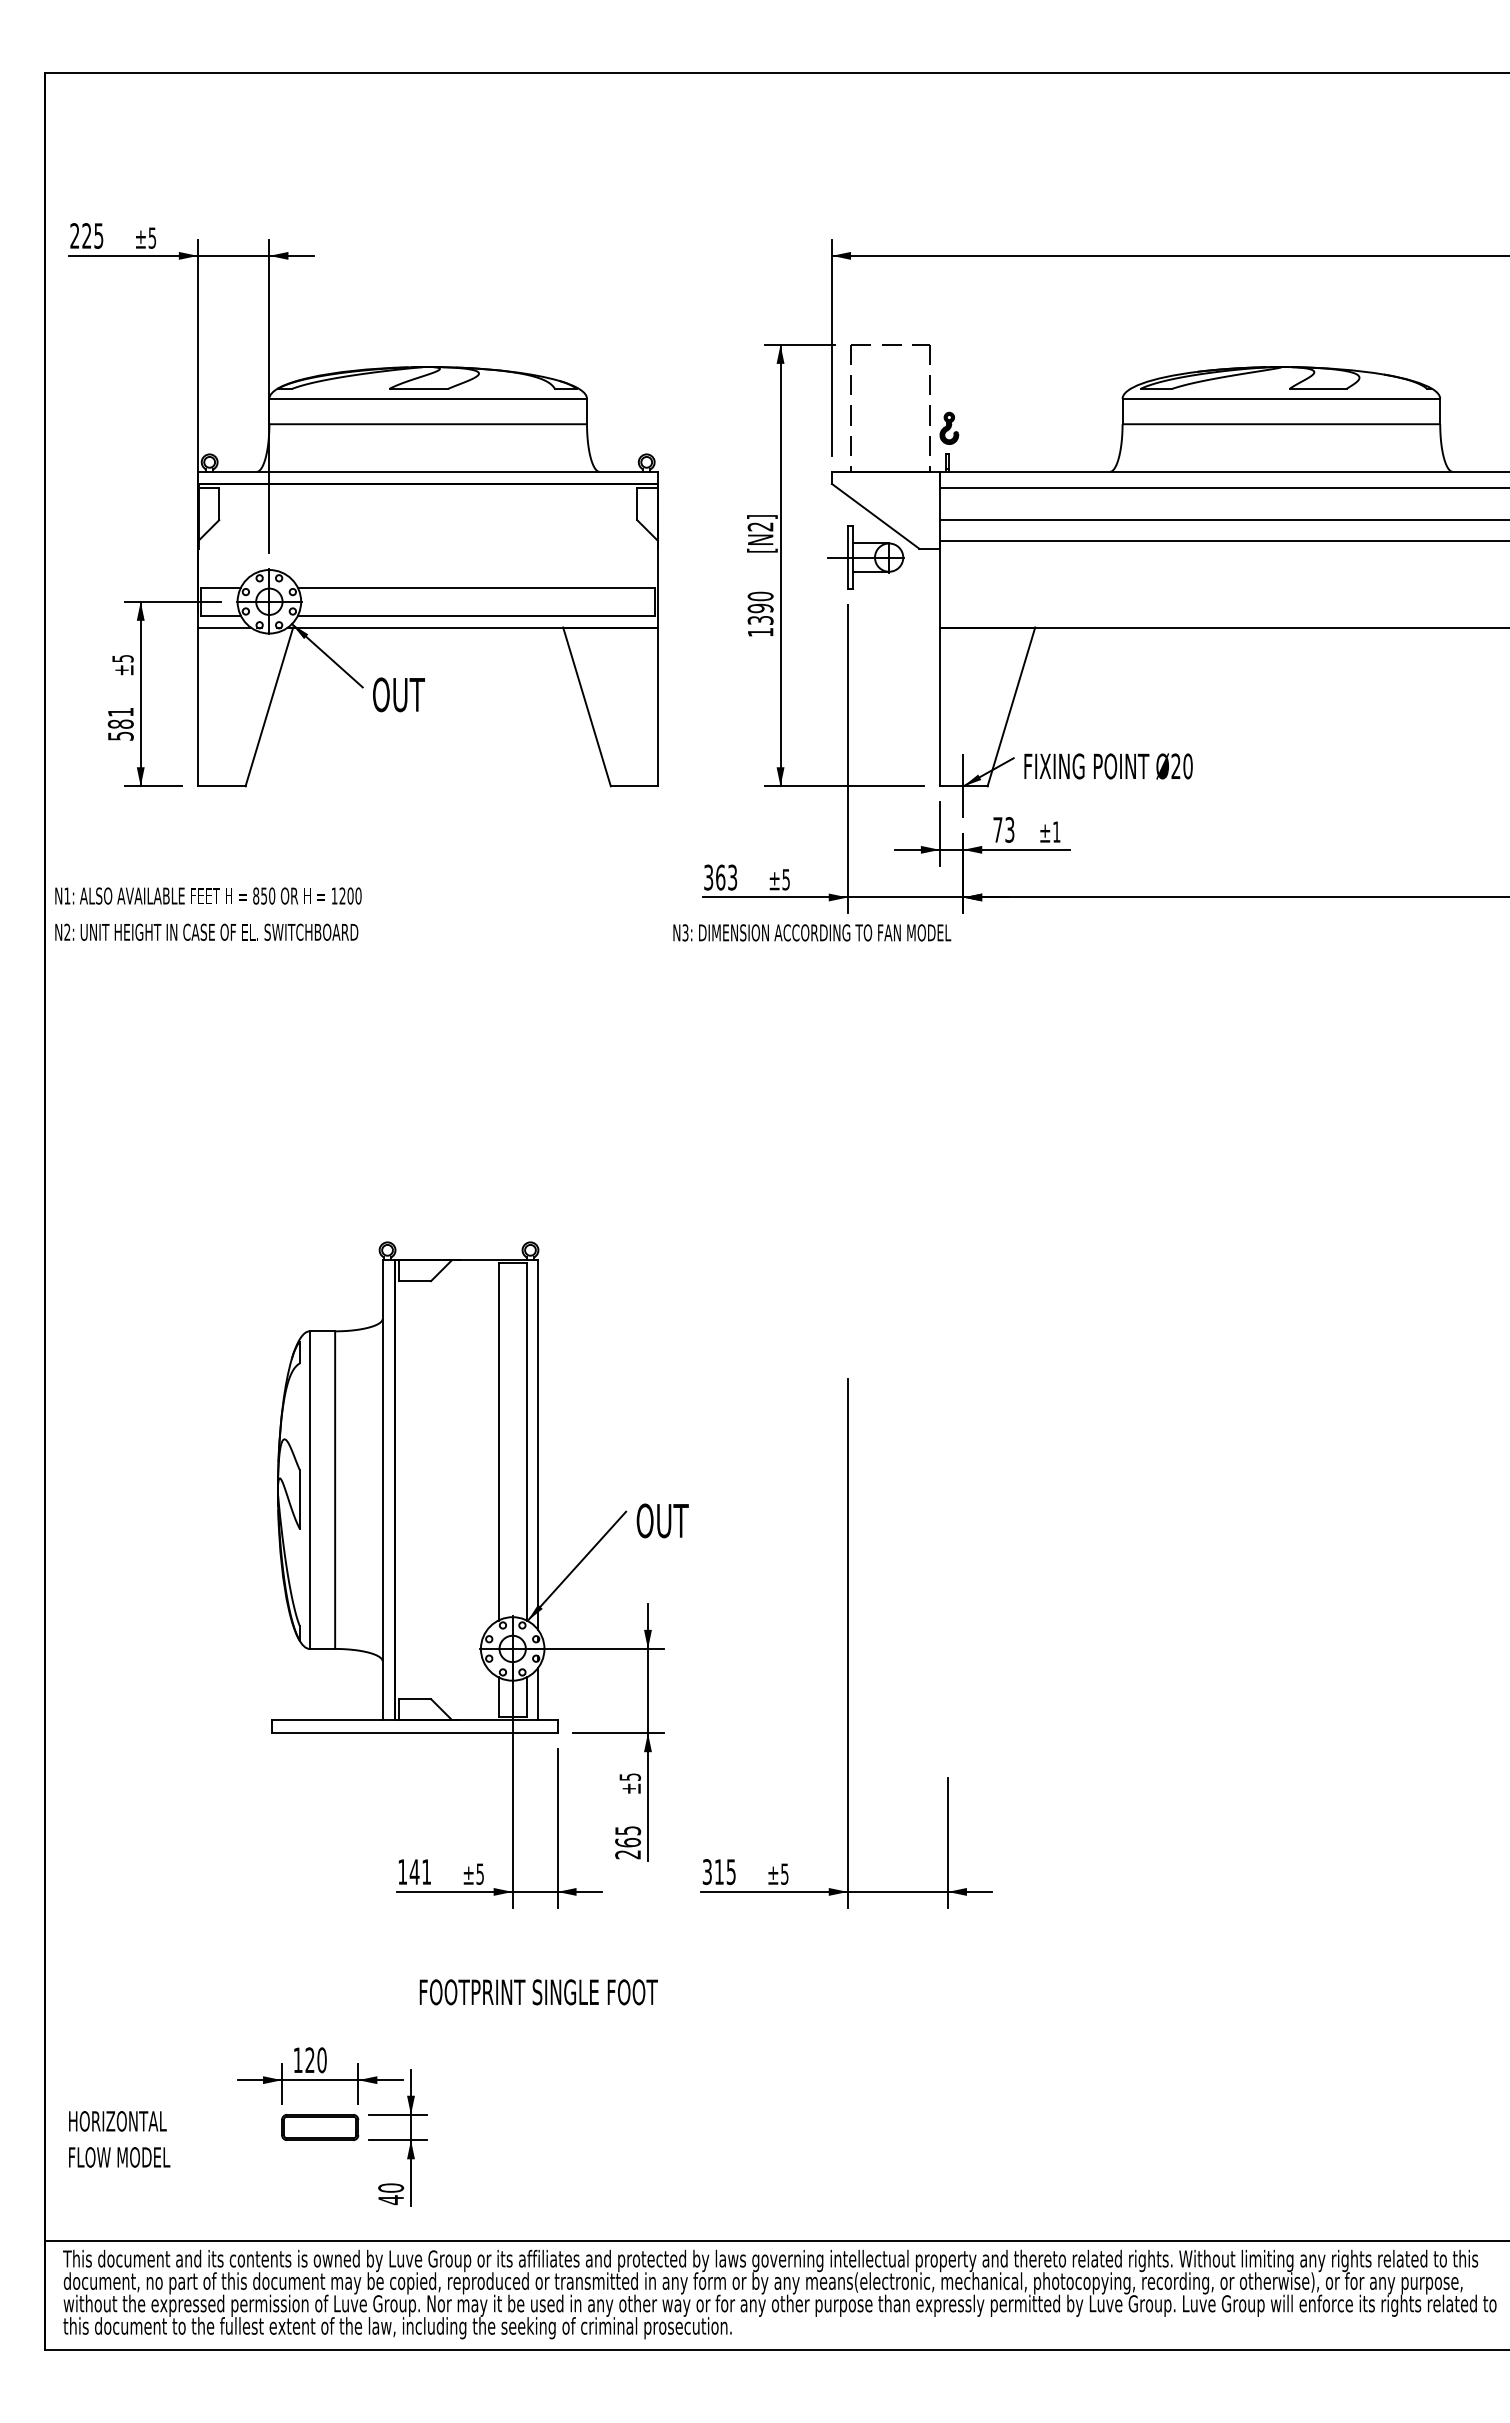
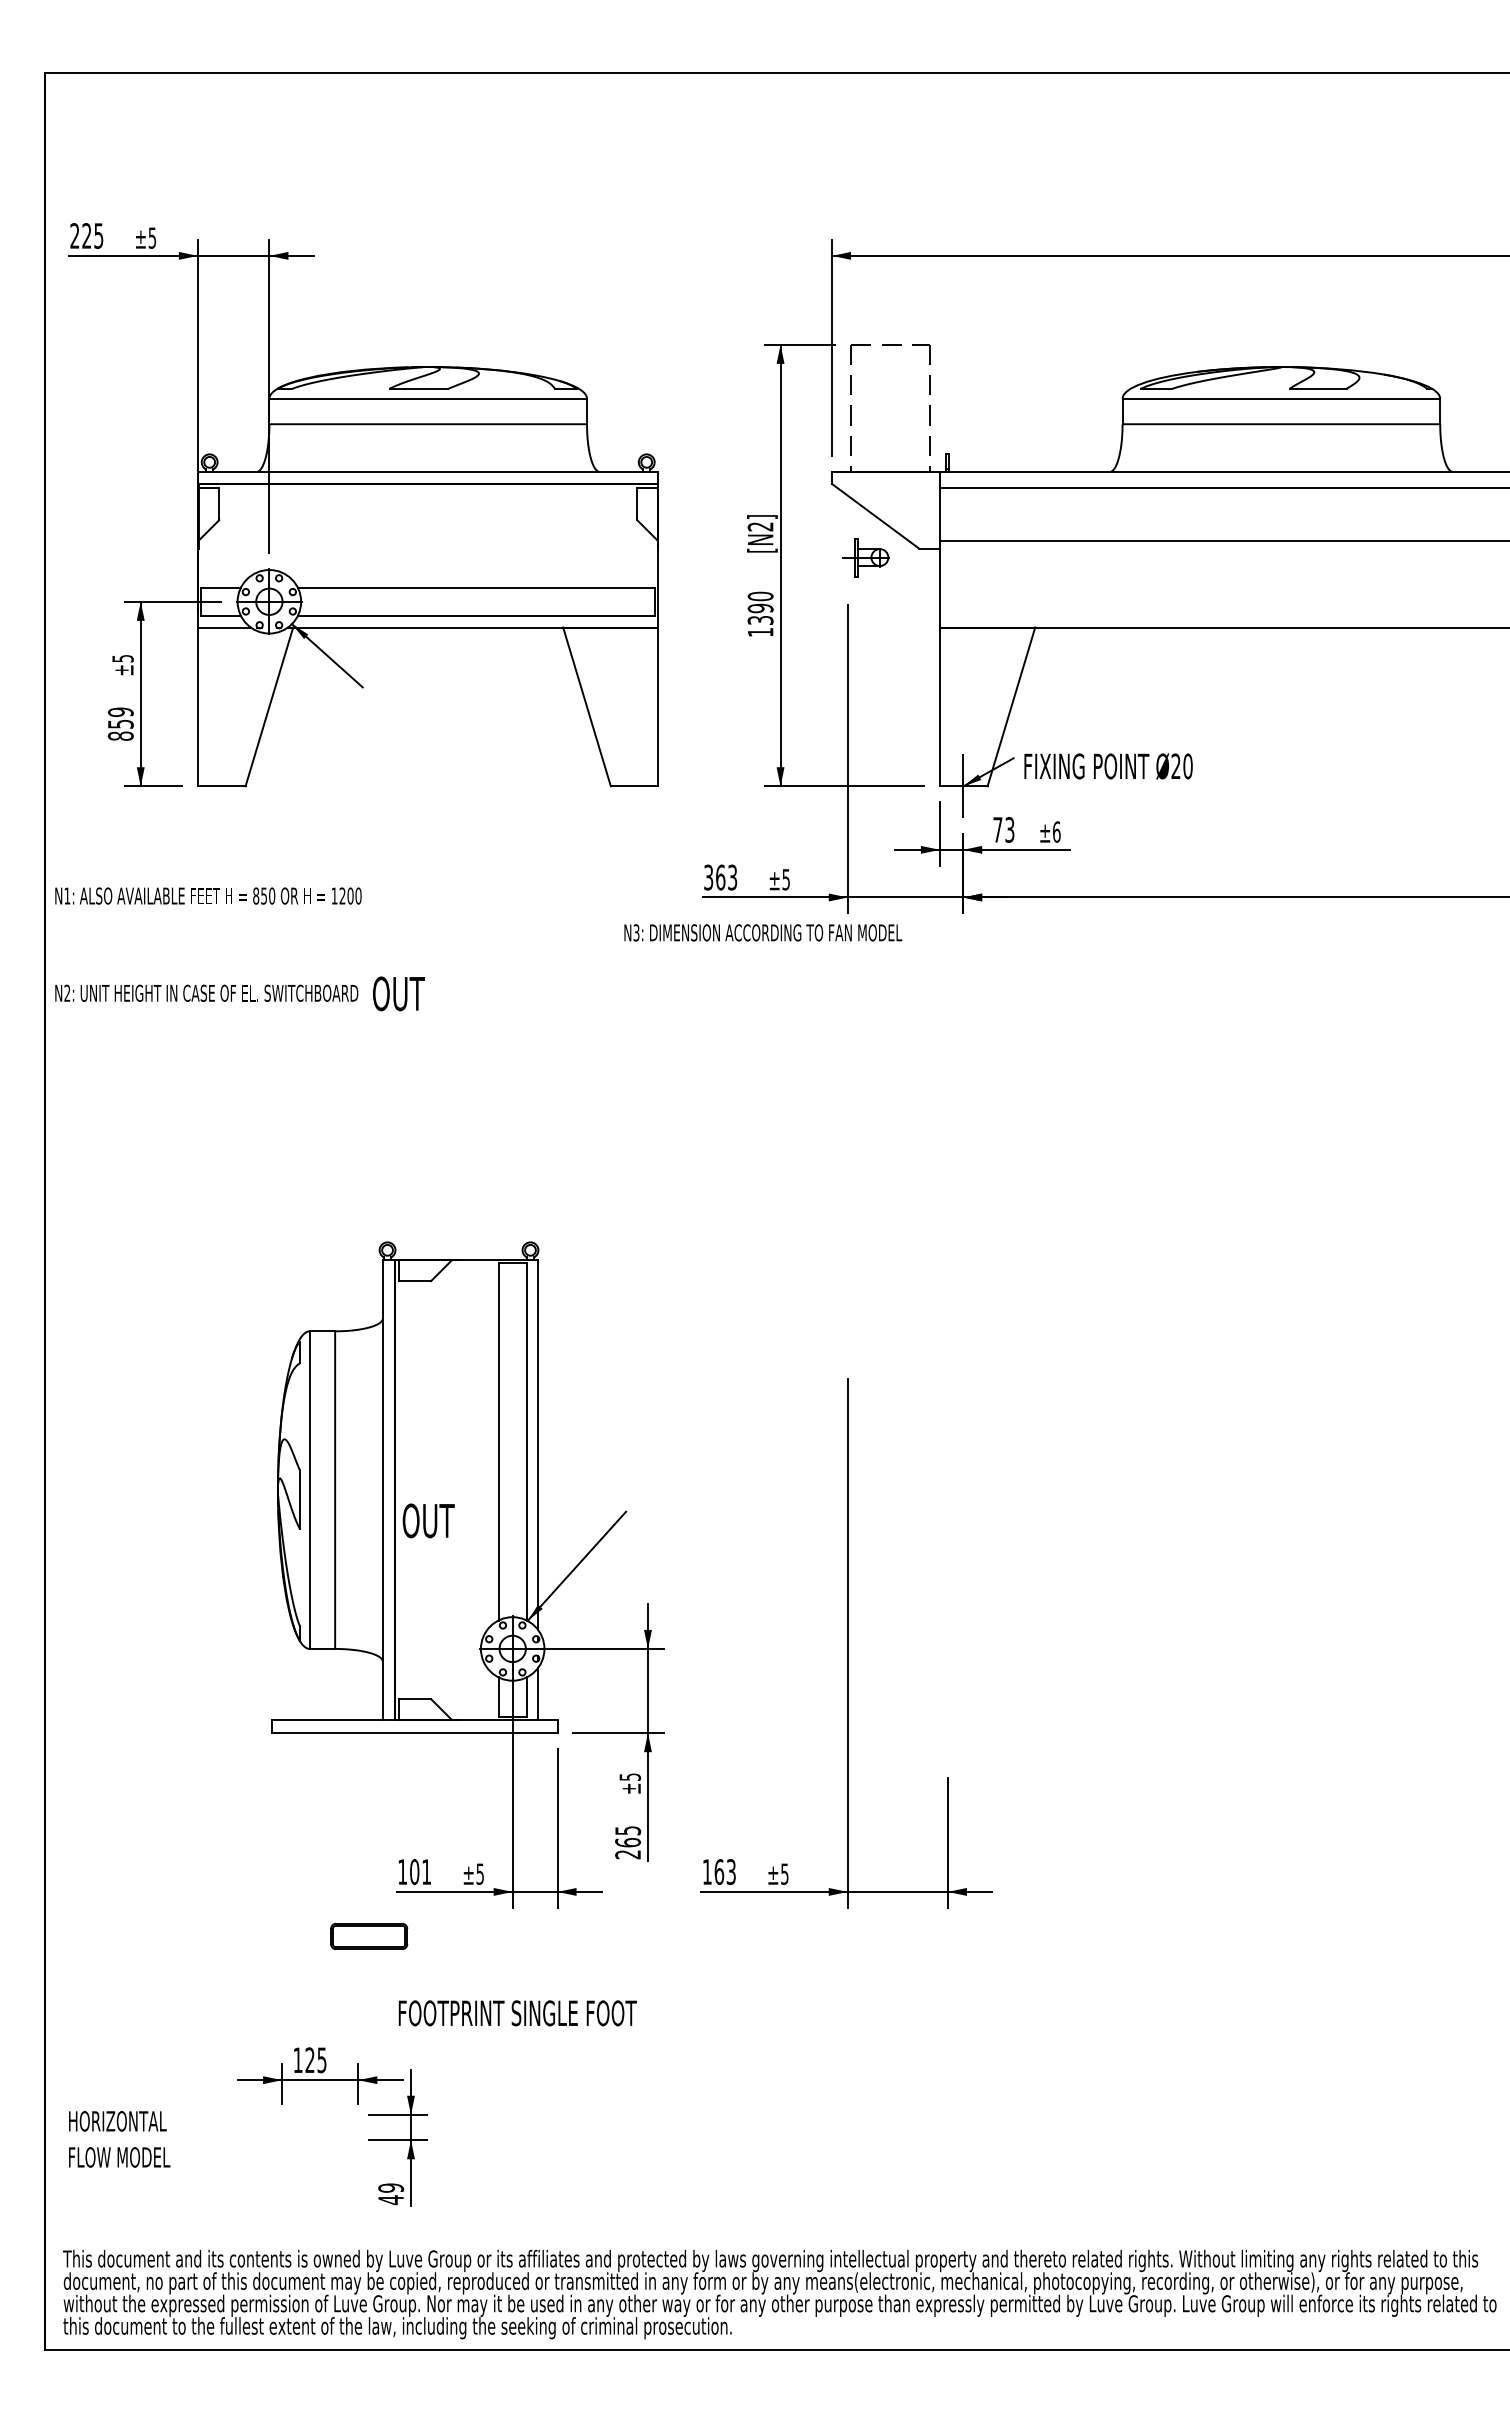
part: present -> none (949, 427)
line: present -> none (1222, 520)
part size: 78x65 px -> 48x40 px (865, 557)
text position: (398, 694) -> (398, 993) (398, 993)
text: 581 -> 859 (120, 723)
text: ±1 -> ±6 (1056, 831)
text position: (206, 931) -> (206, 992) (206, 992)
text position: (812, 932) -> (763, 932) (763, 932)
text position: (662, 1520) -> (428, 1520) (428, 1520)
text: 141 -> 101 (414, 1871)
text: 315 -> 163 (718, 1872)
text position: (538, 1992) -> (517, 2013) (517, 2013)
text: 120 -> 125 (321, 2060)
part position: (320, 2127) -> (369, 1936) (369, 1936)
text: 40 -> 49 (391, 2187)
line: present -> none (775, 2241)
